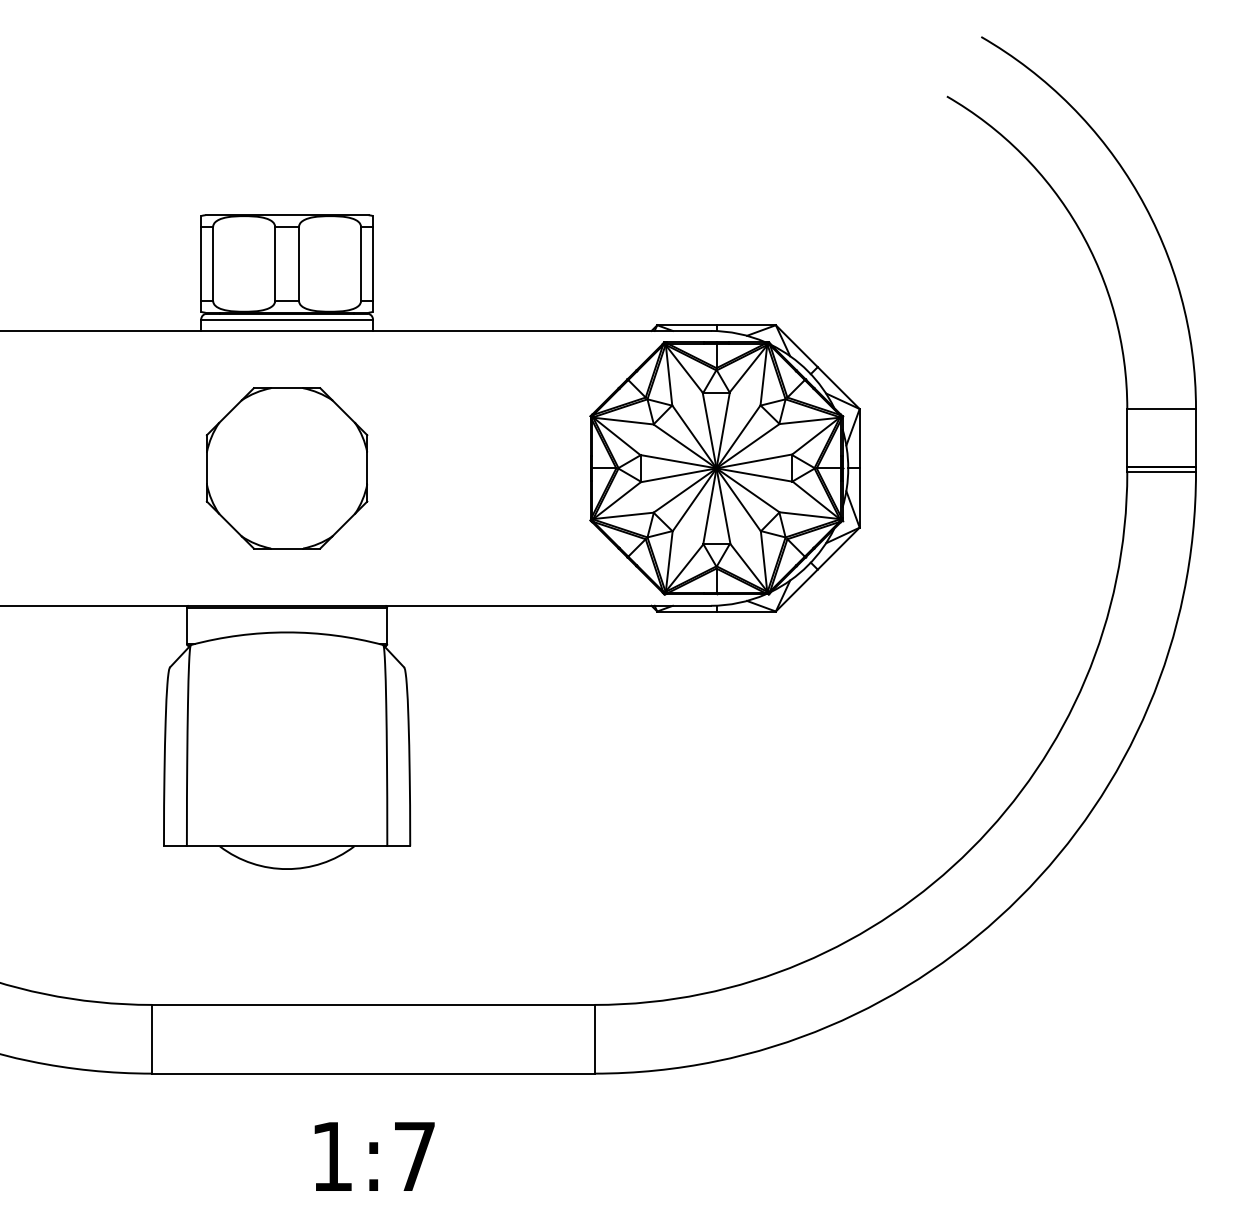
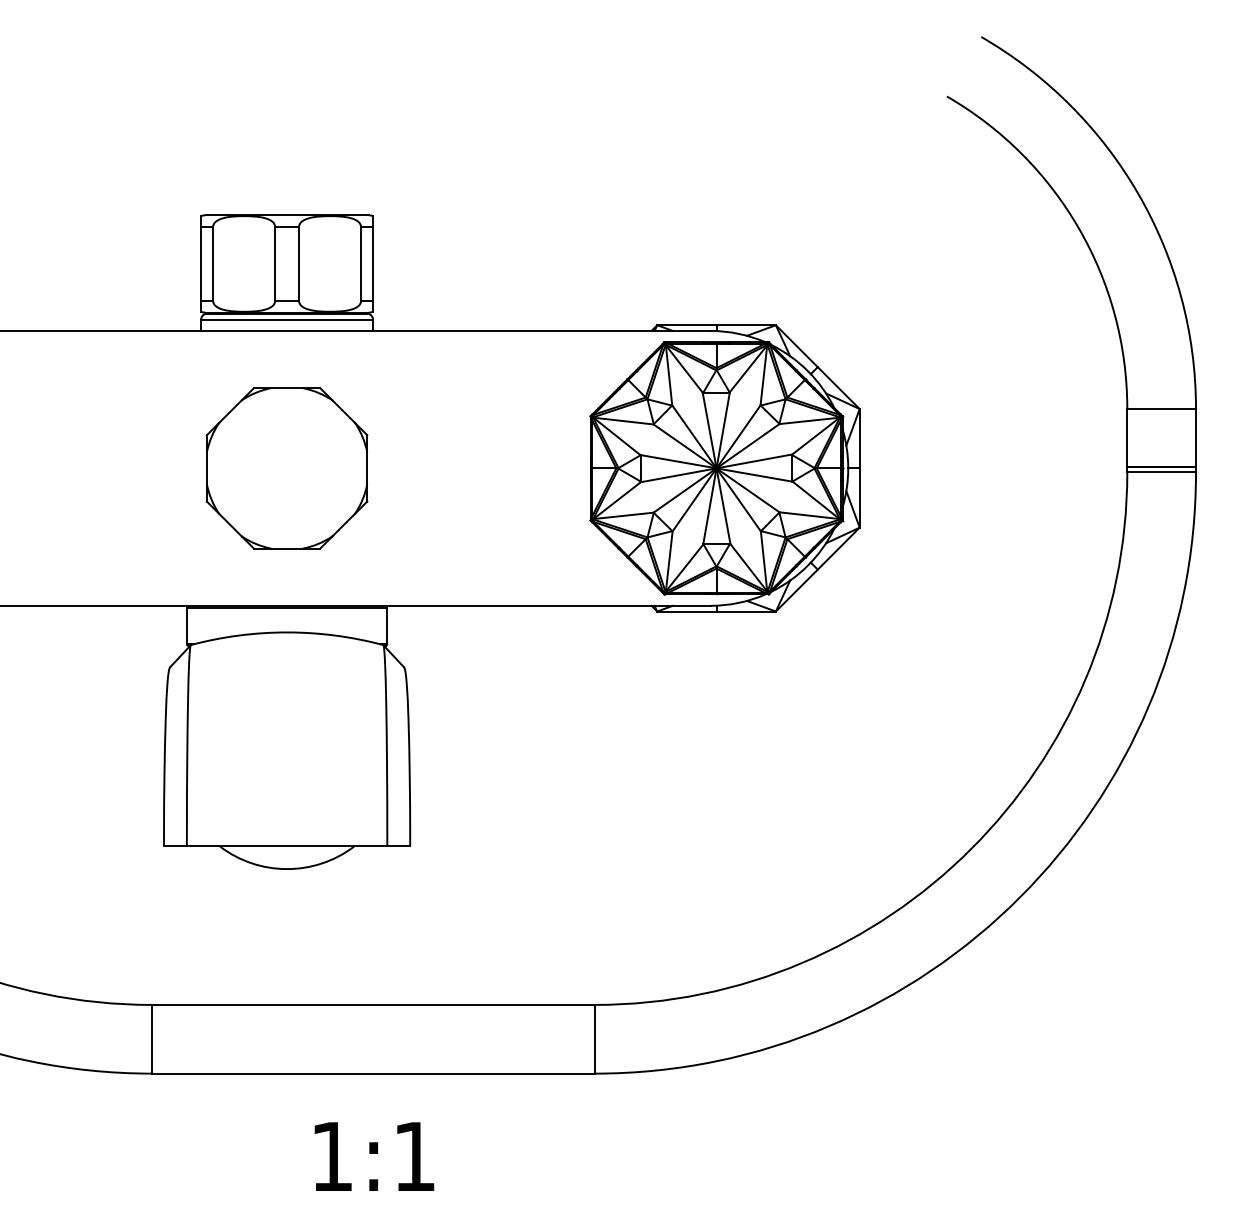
text: 1:7 -> 1:1 (414, 1156)
